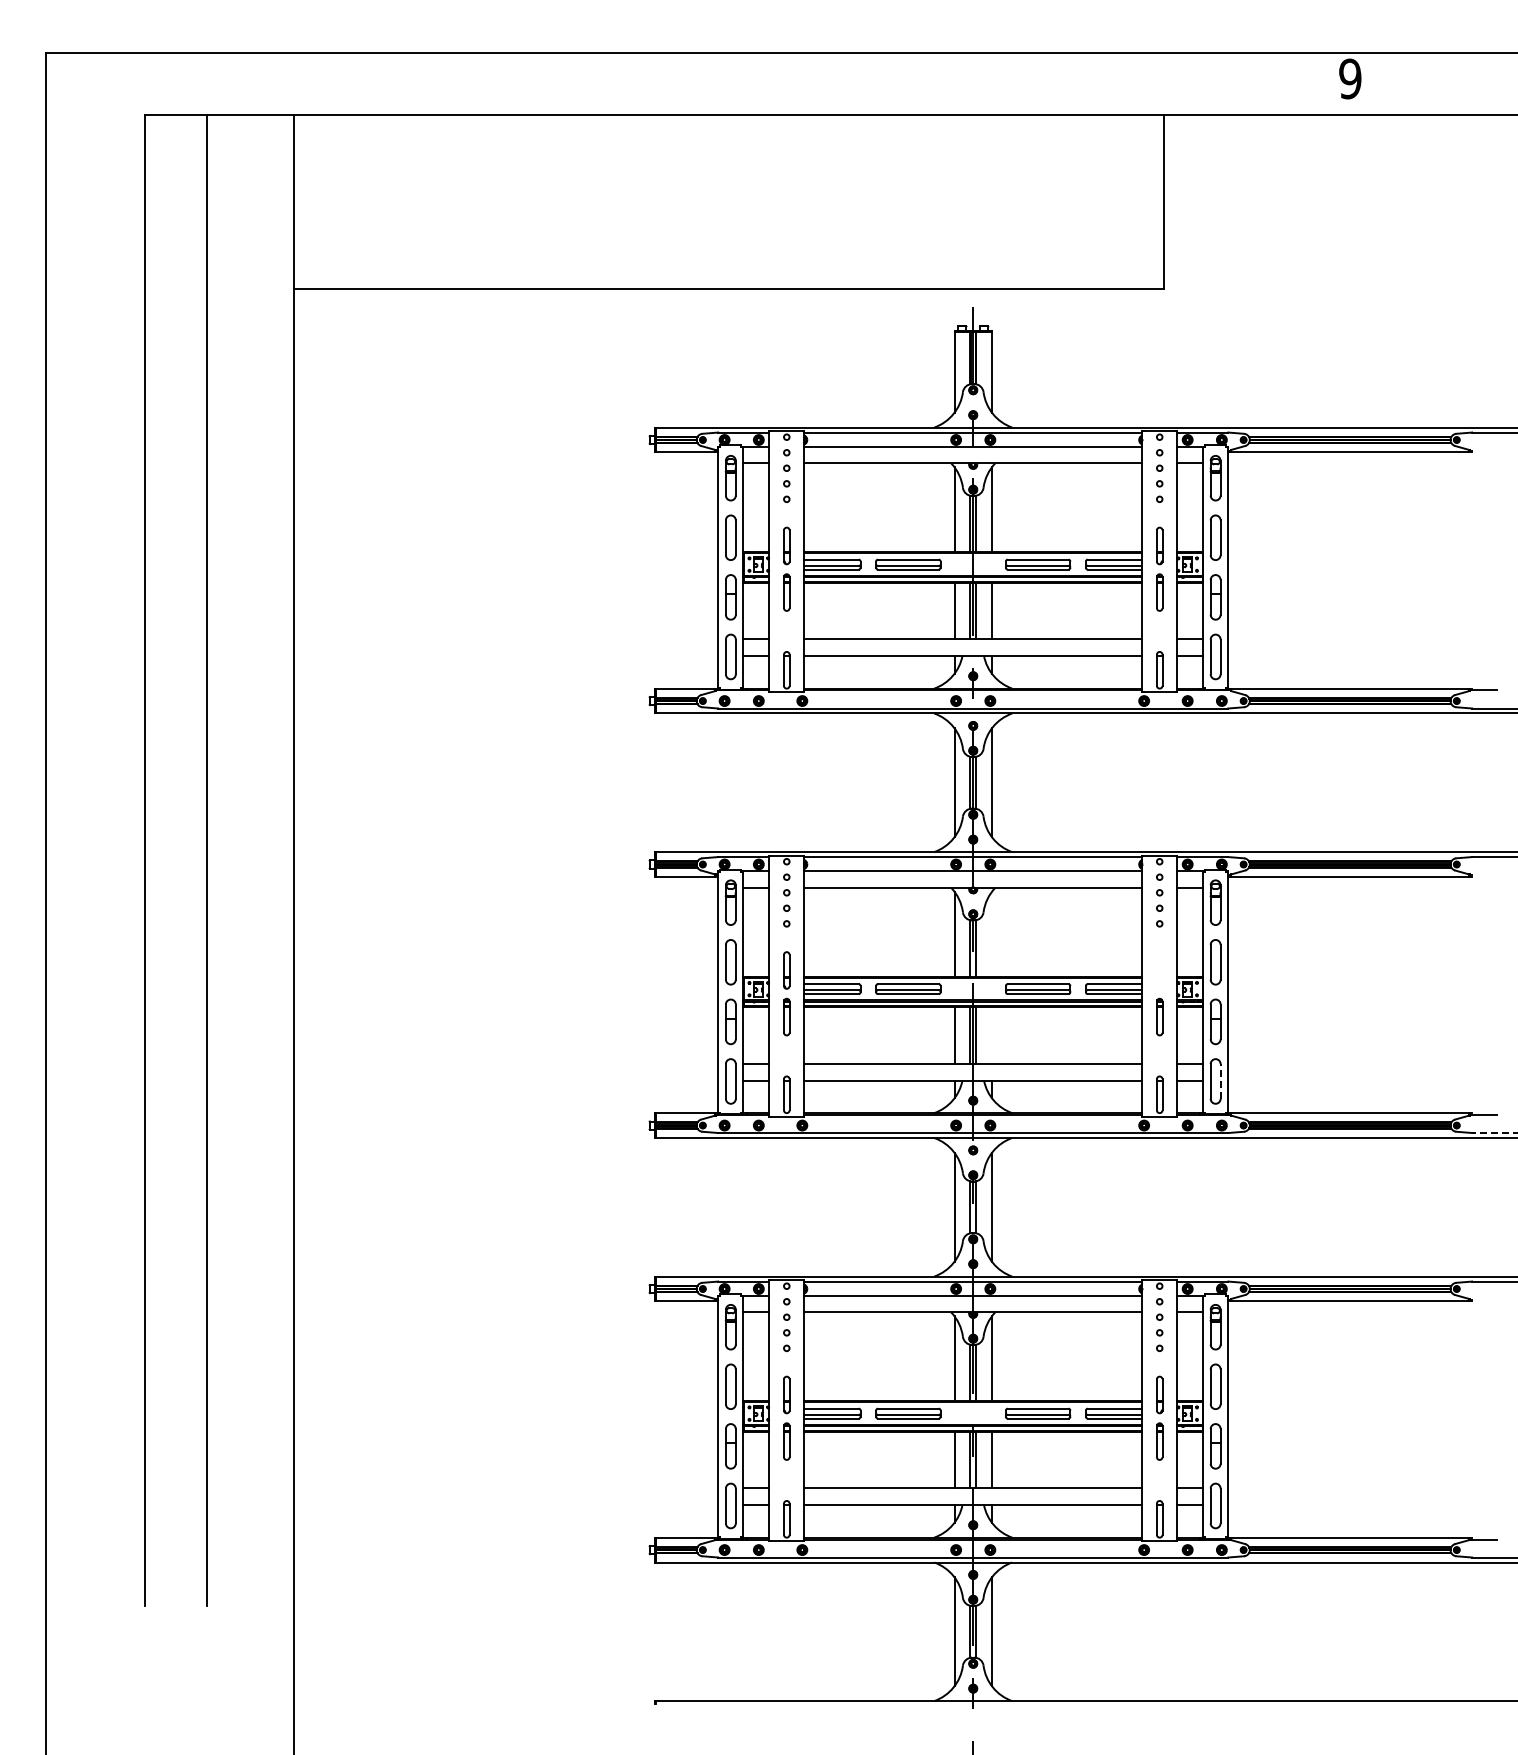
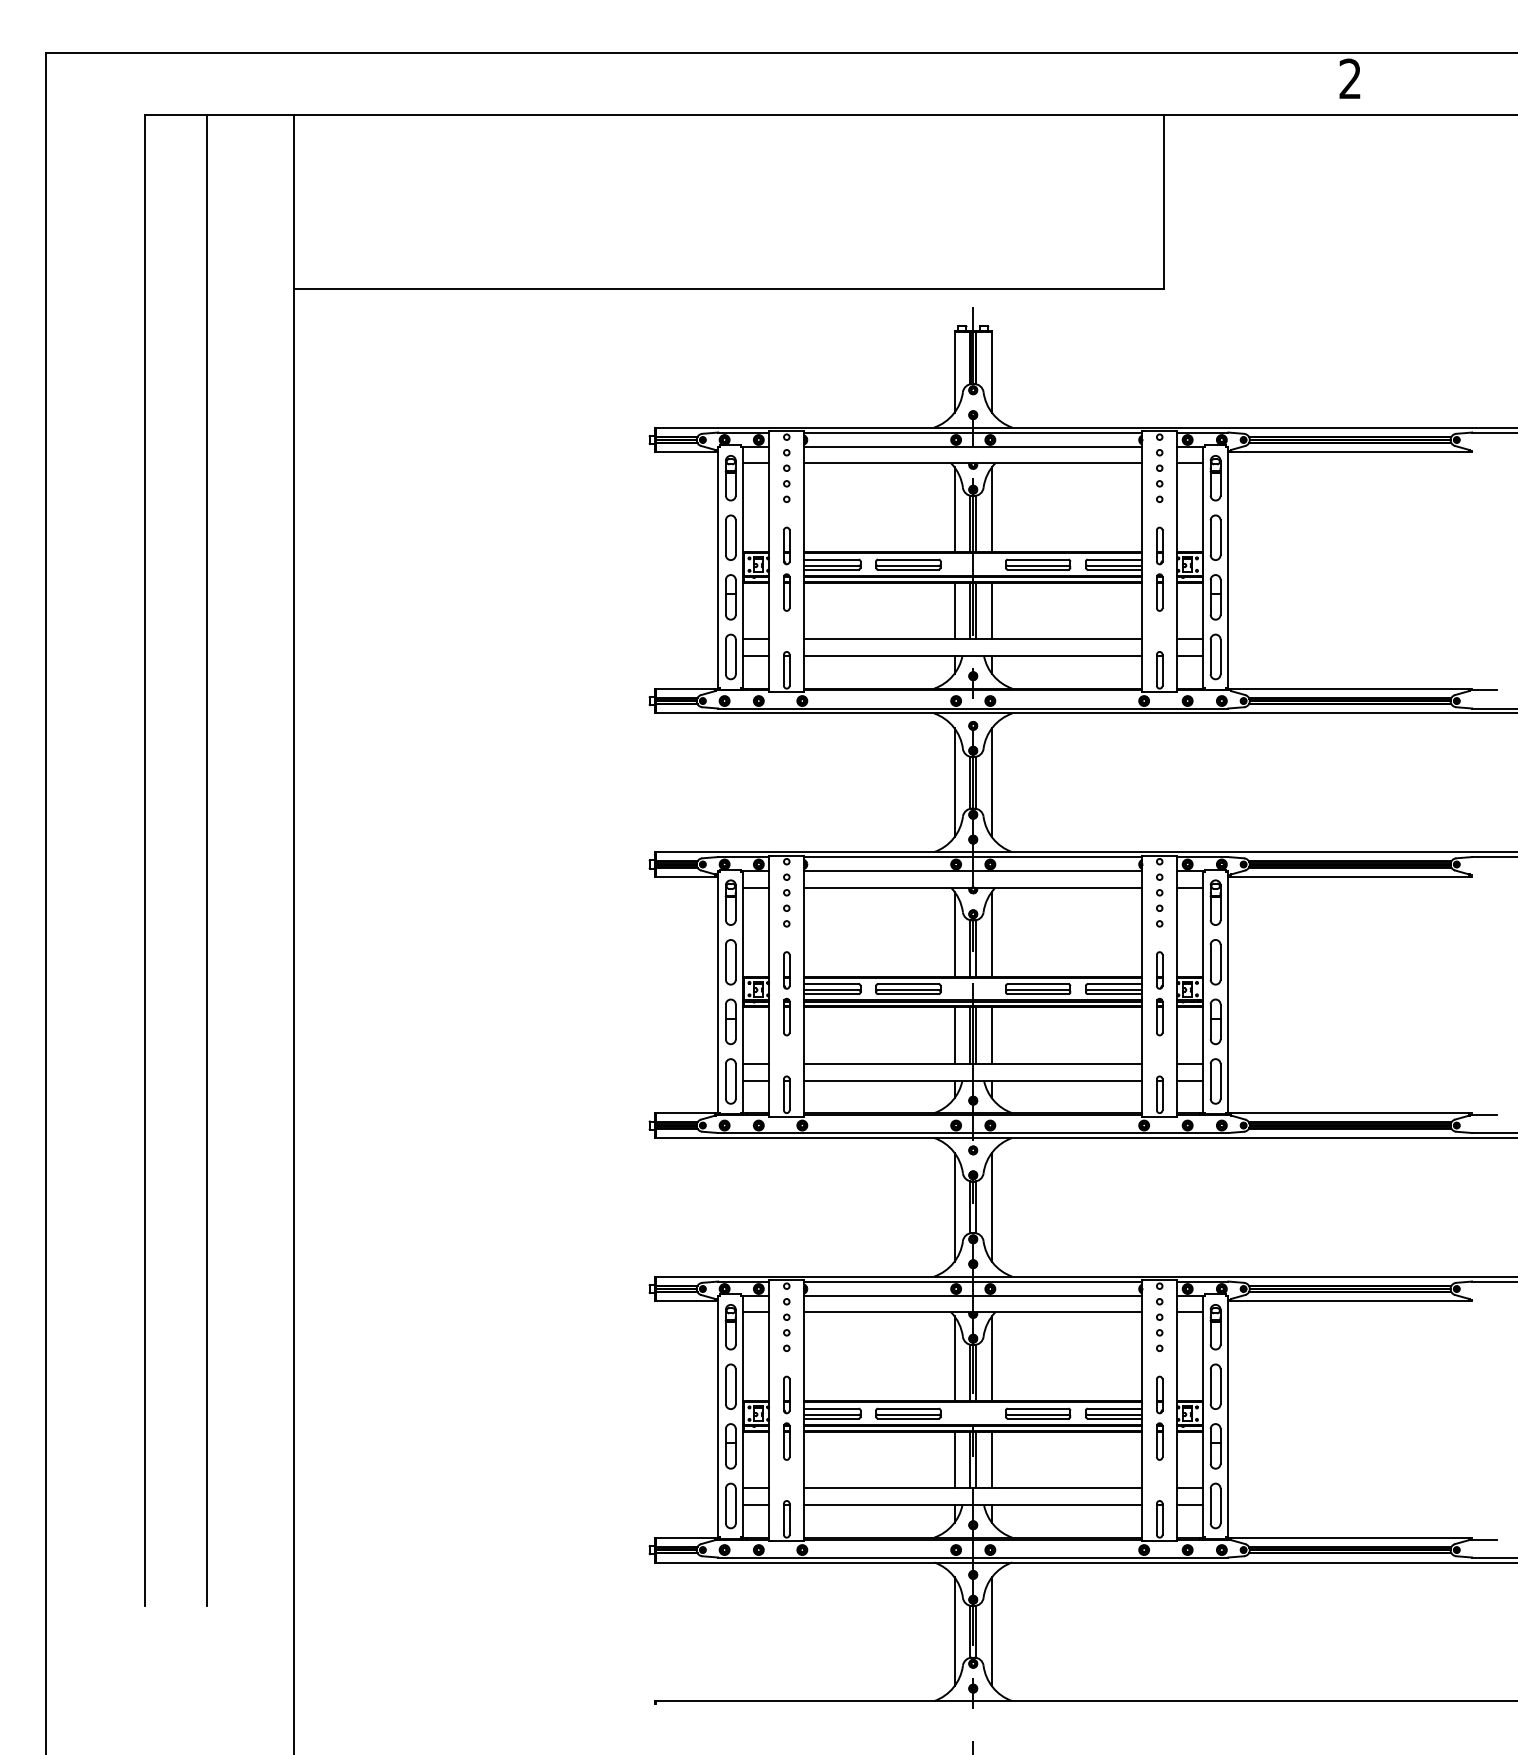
text: 9 -> 2 (1350, 78)
line: none -> present (991, 933)
part: none -> present (1159, 970)
line: none -> present (991, 1035)
line: dashed -> solid (1220, 1080)
line: dashed -> solid (1494, 1133)
